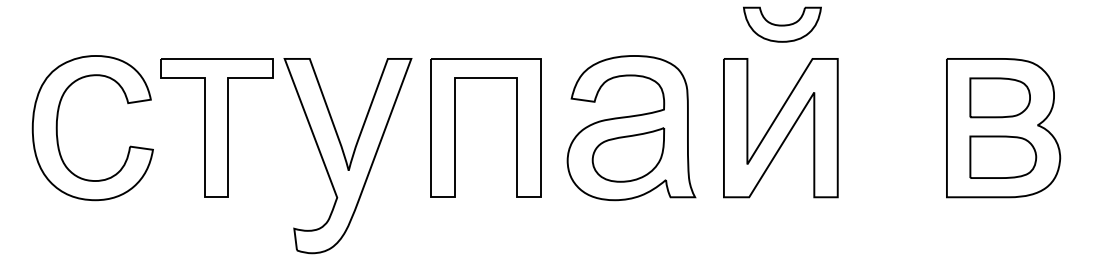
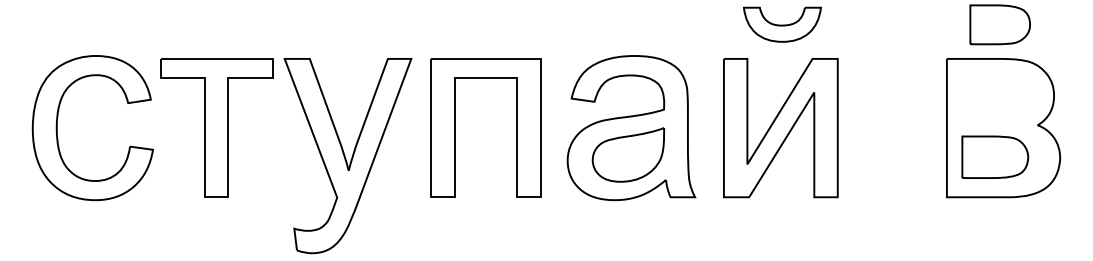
part position: (999, 97) -> (999, 24) (999, 24)
part position: (1003, 156) -> (995, 156) (995, 156)
